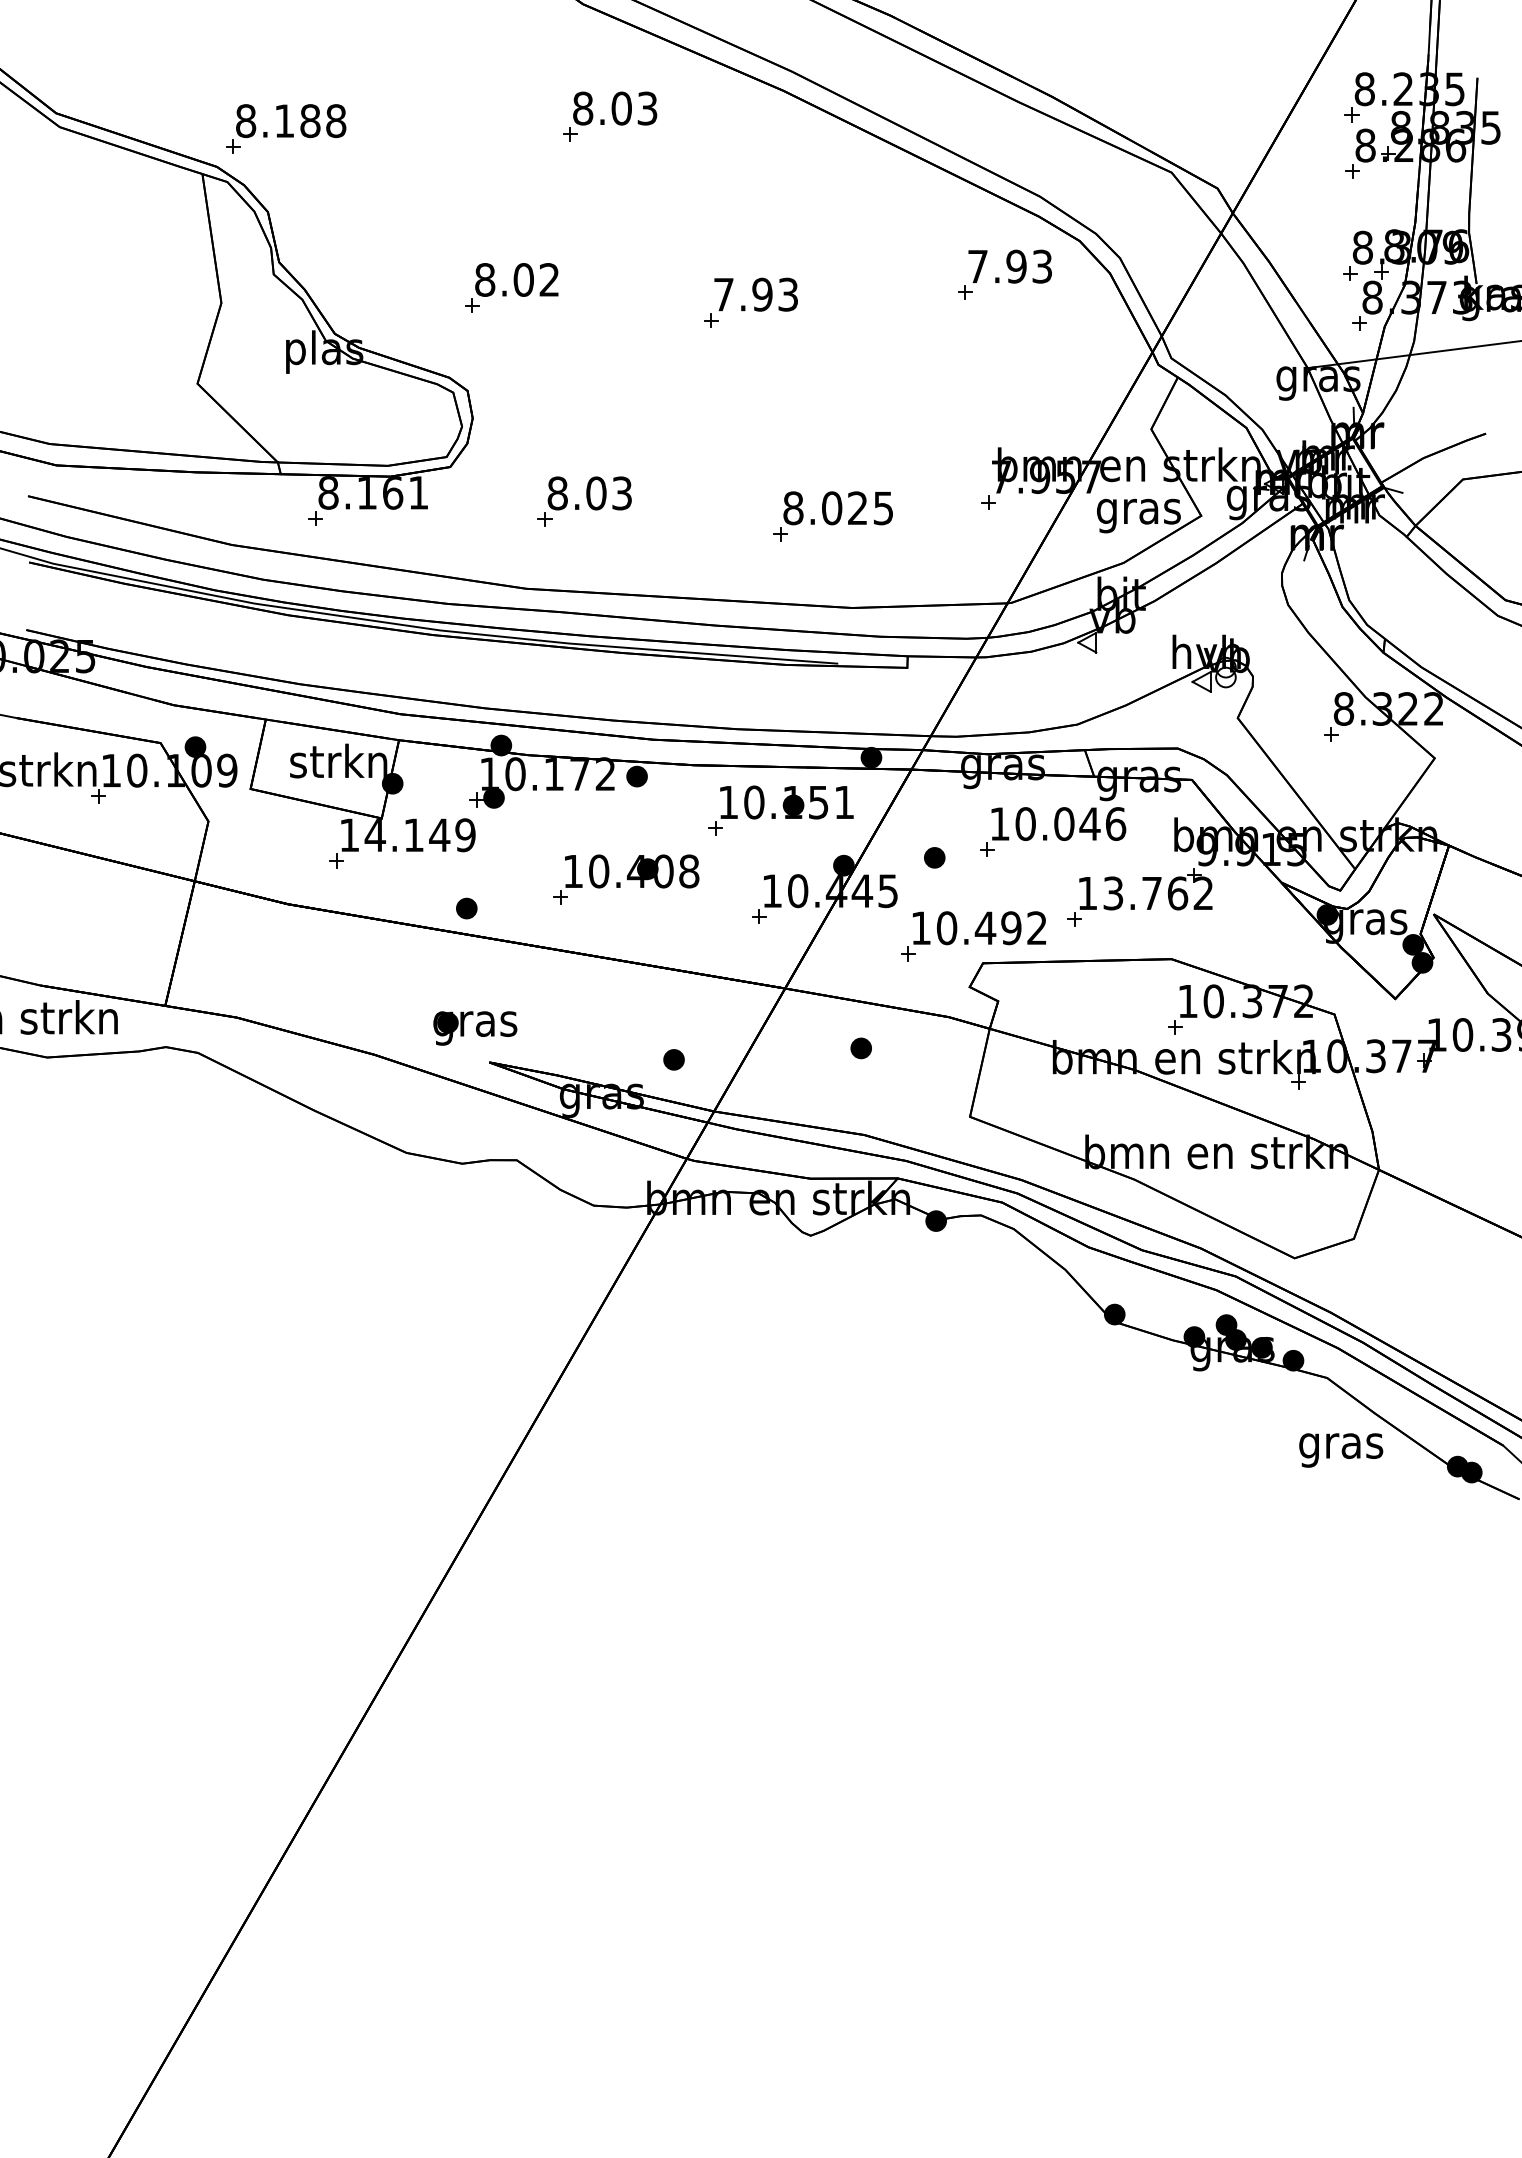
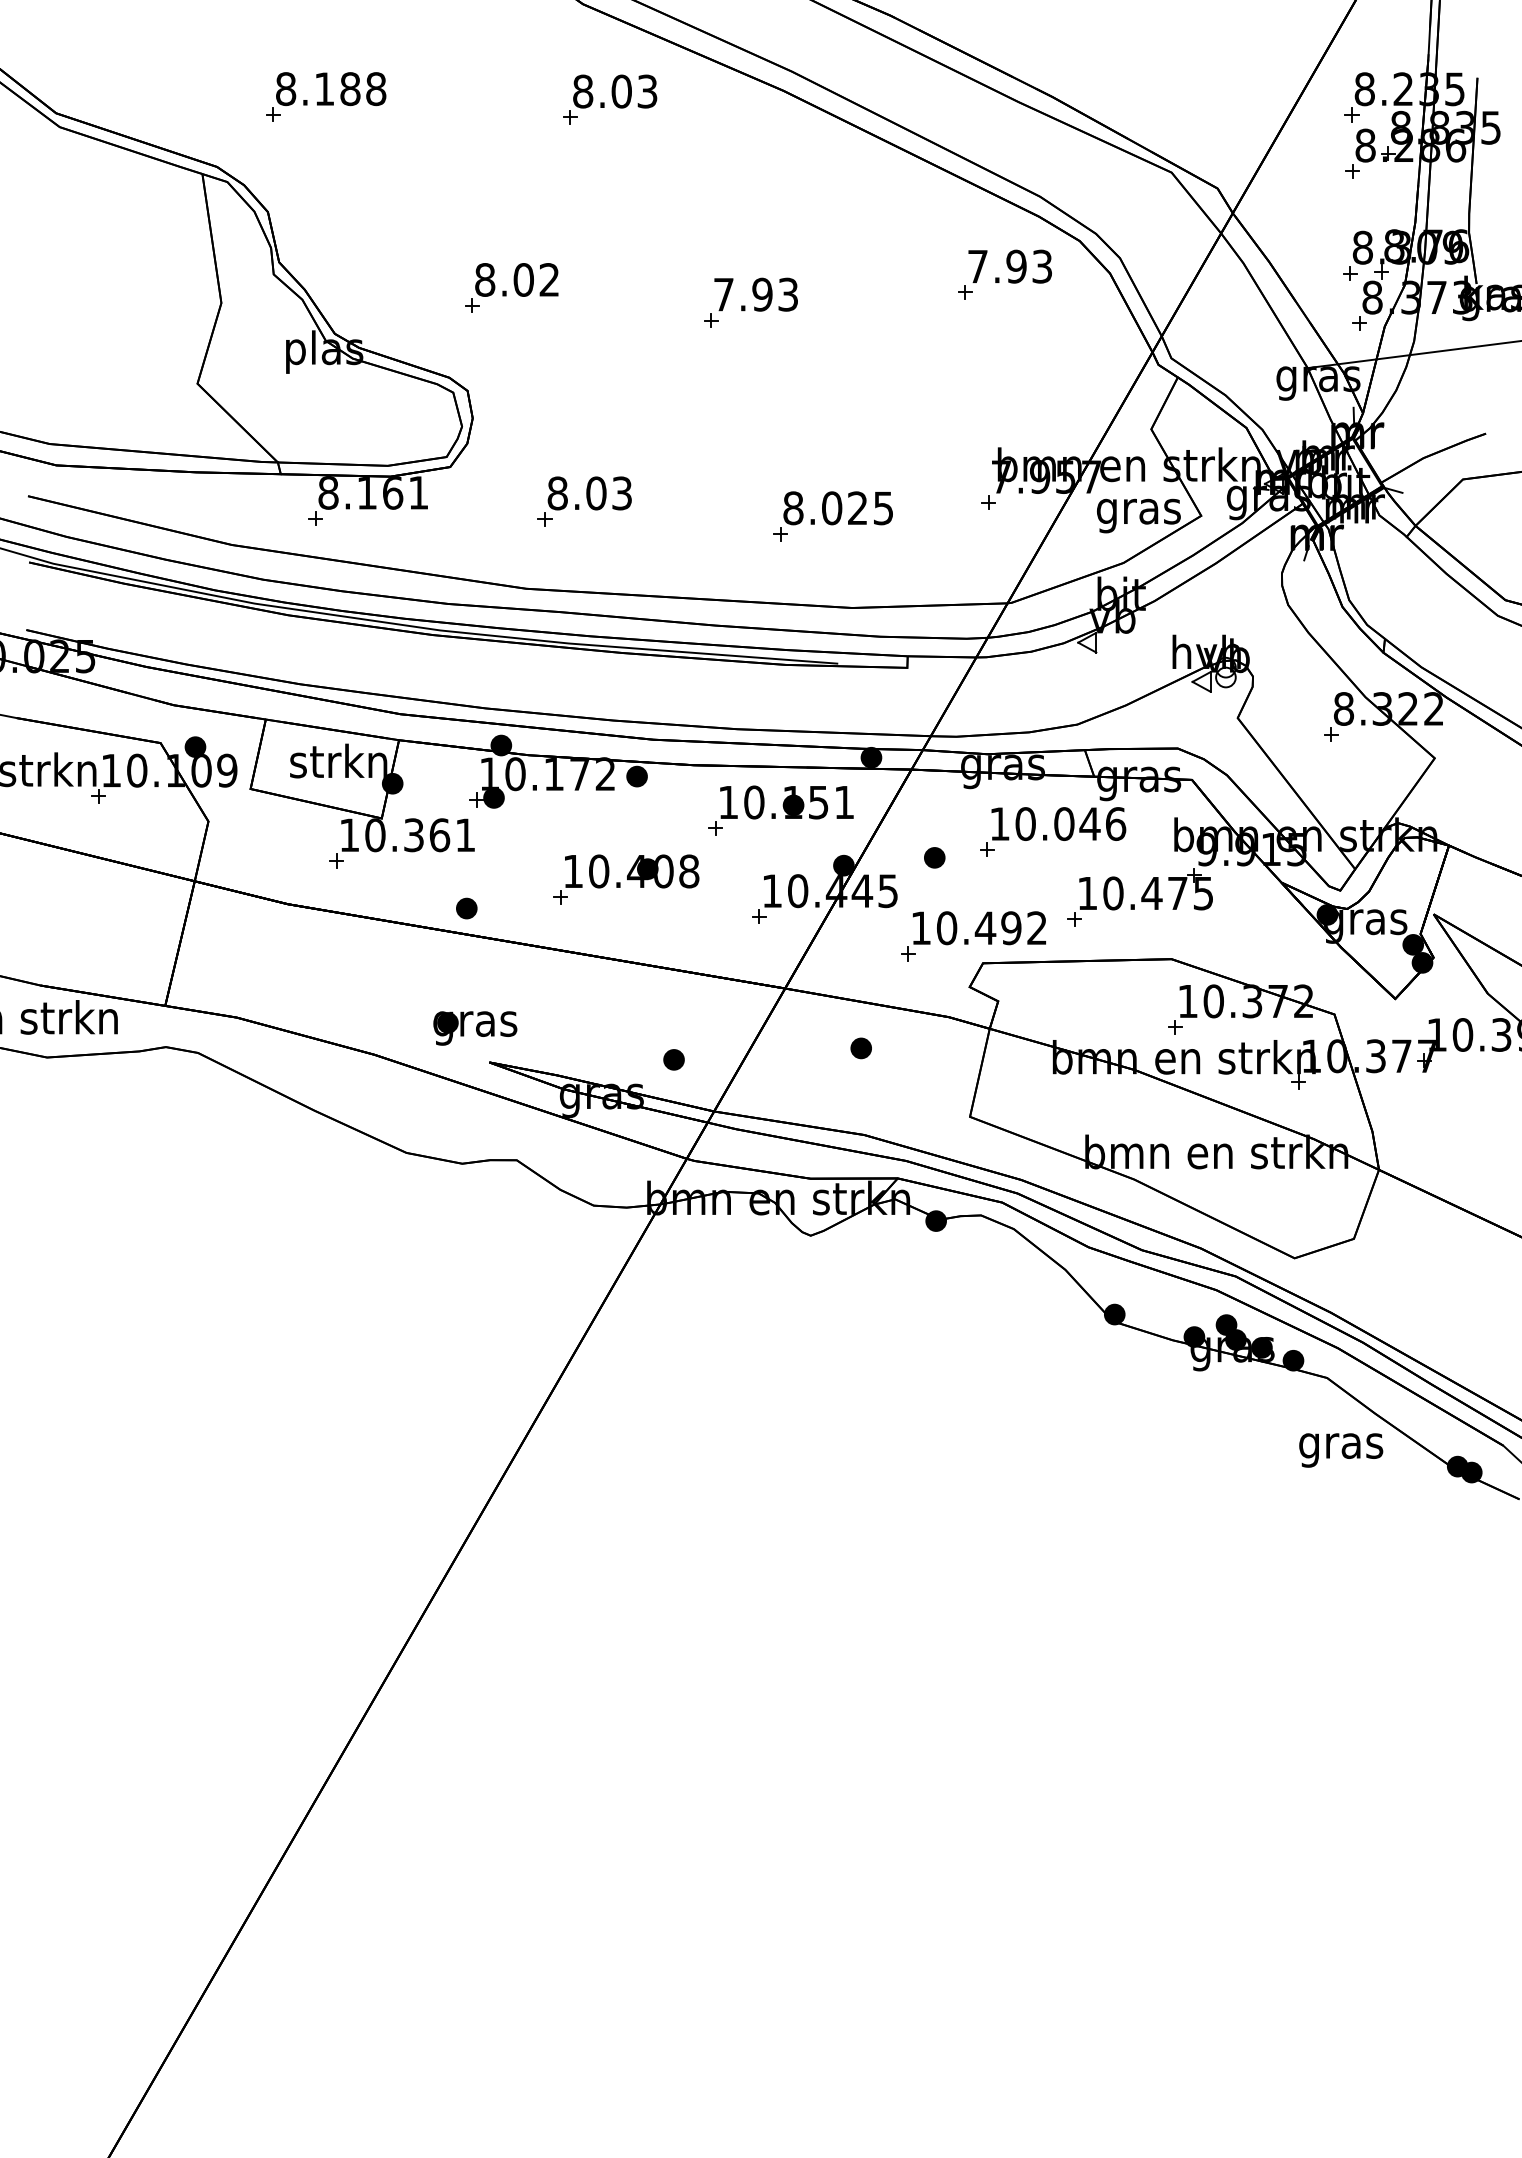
part position: (610, 116) -> (610, 99) (610, 99)
part position: (286, 128) -> (326, 96) (326, 96)
text: 14.149 -> 10.361 (419, 835)
text: 13.762 -> 10.475 (1157, 893)
